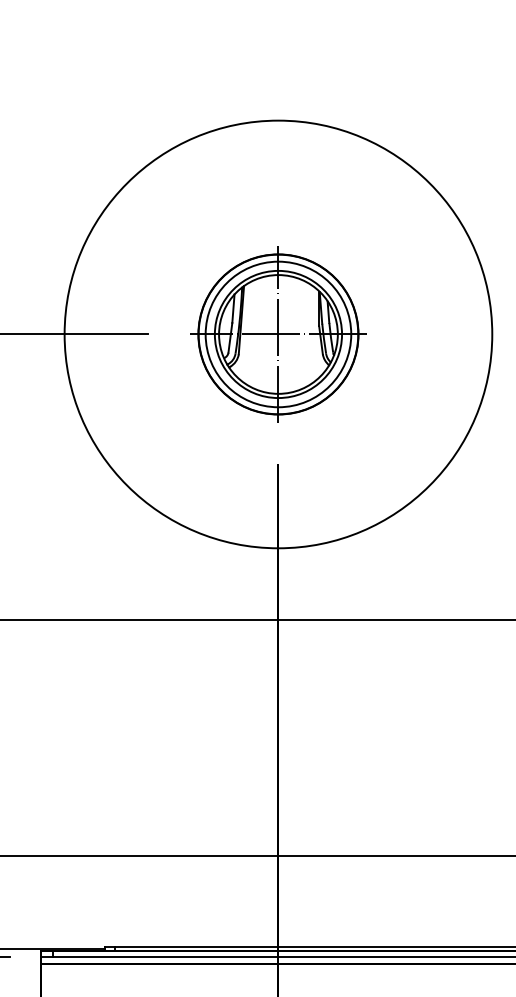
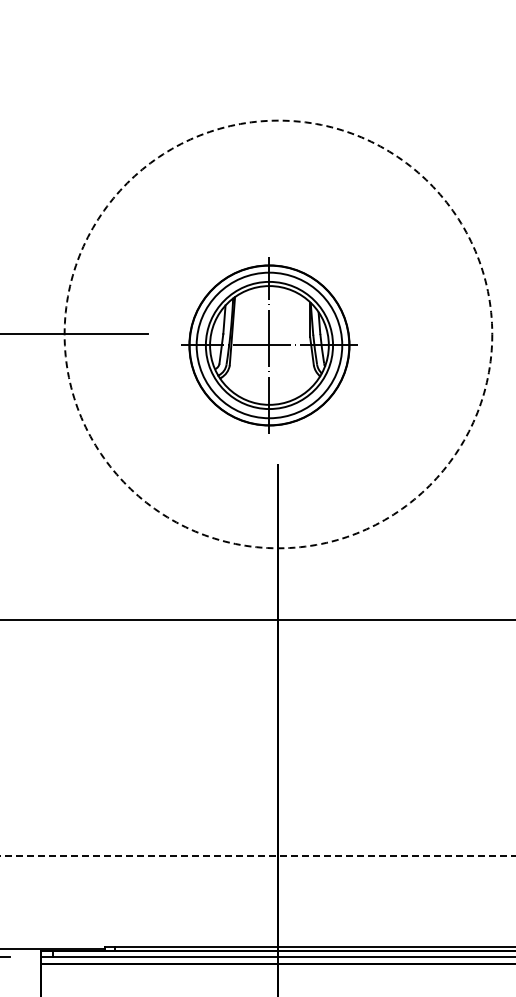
circle: solid -> dashed (278, 334)
part position: (278, 334) -> (269, 345) (269, 345)
line: solid -> dashed (257, 856)
